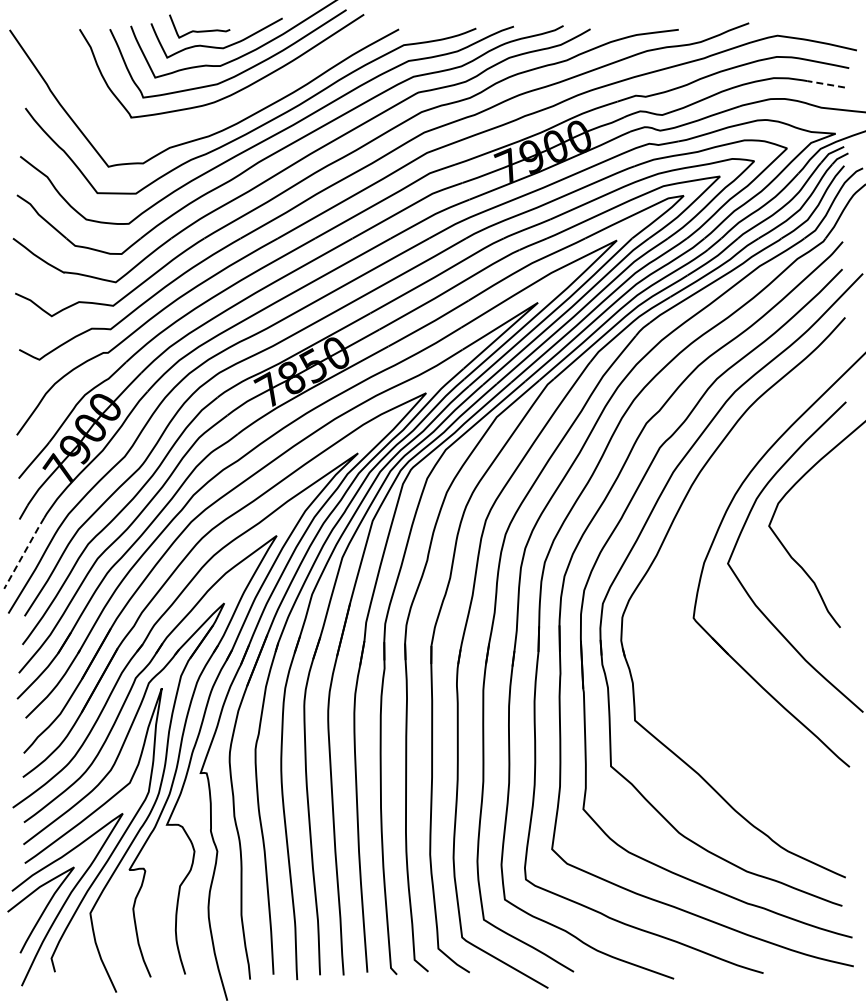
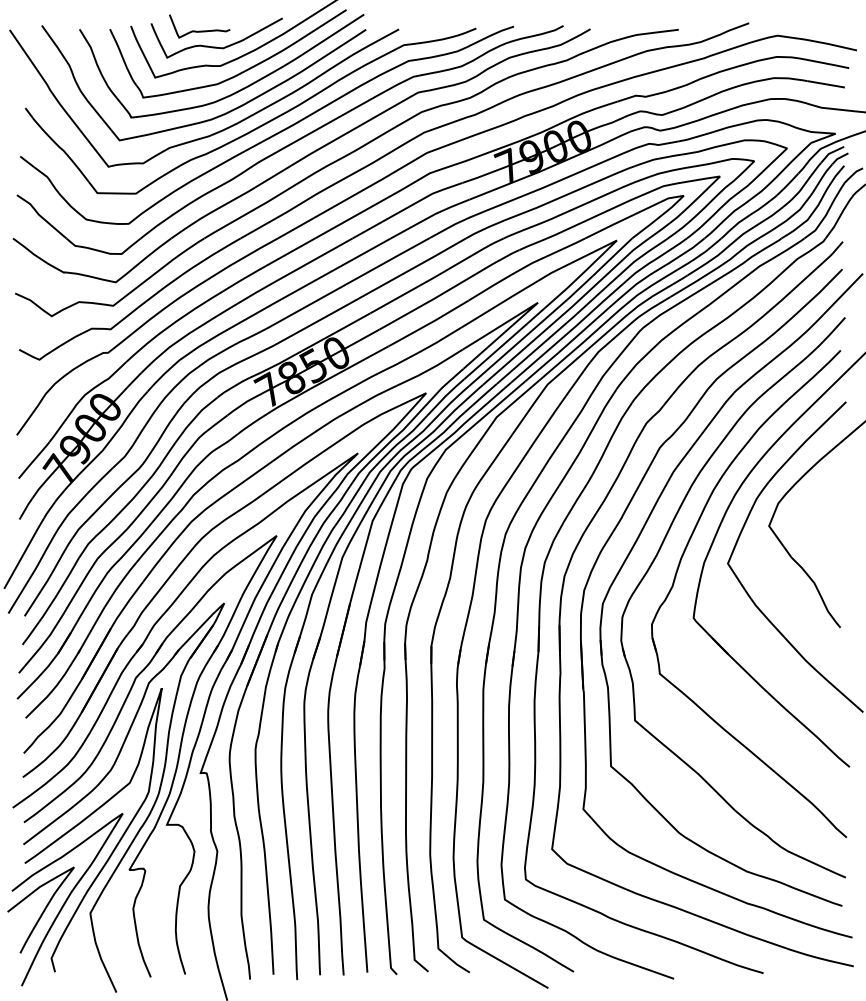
line: dashed -> solid (826, 84)
curve: none -> present (218, 115)
line: dashed -> solid (24, 553)
part: none -> present (678, 570)
